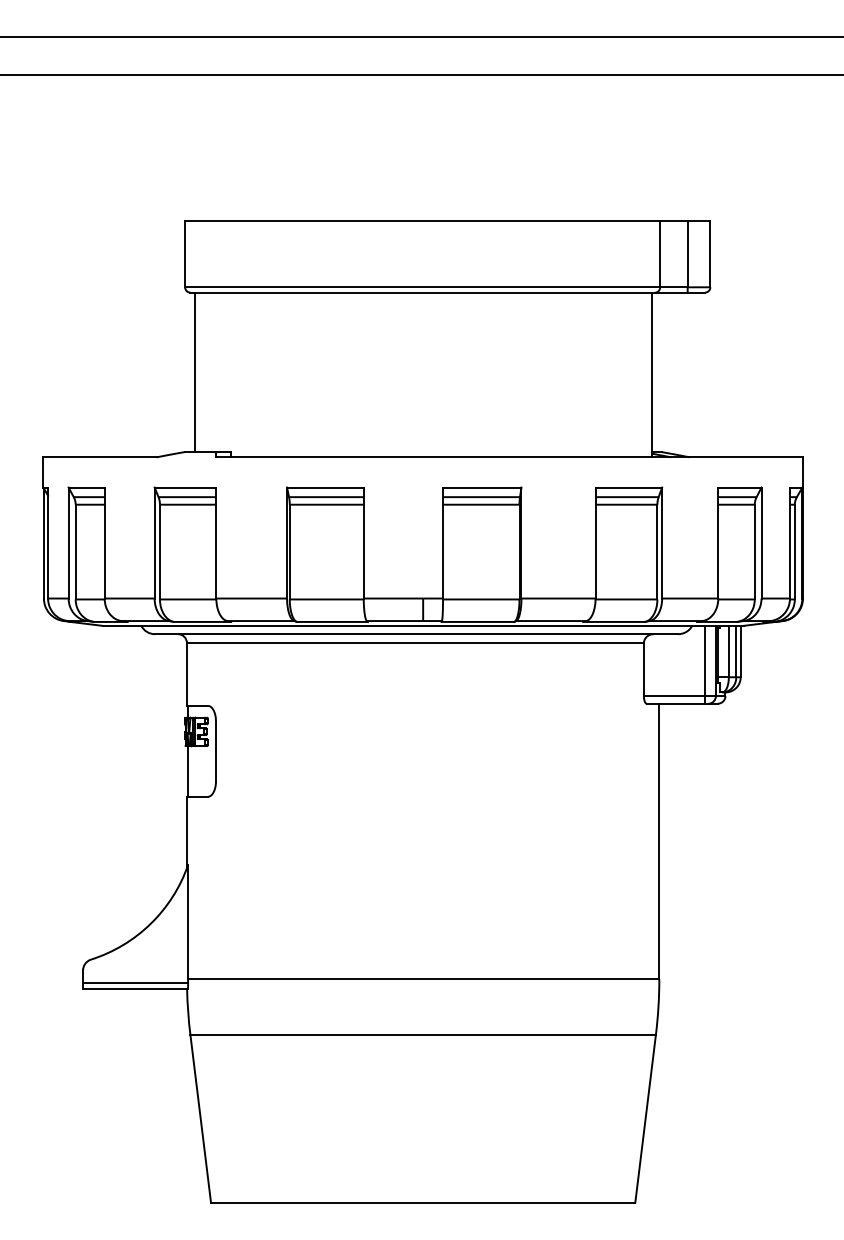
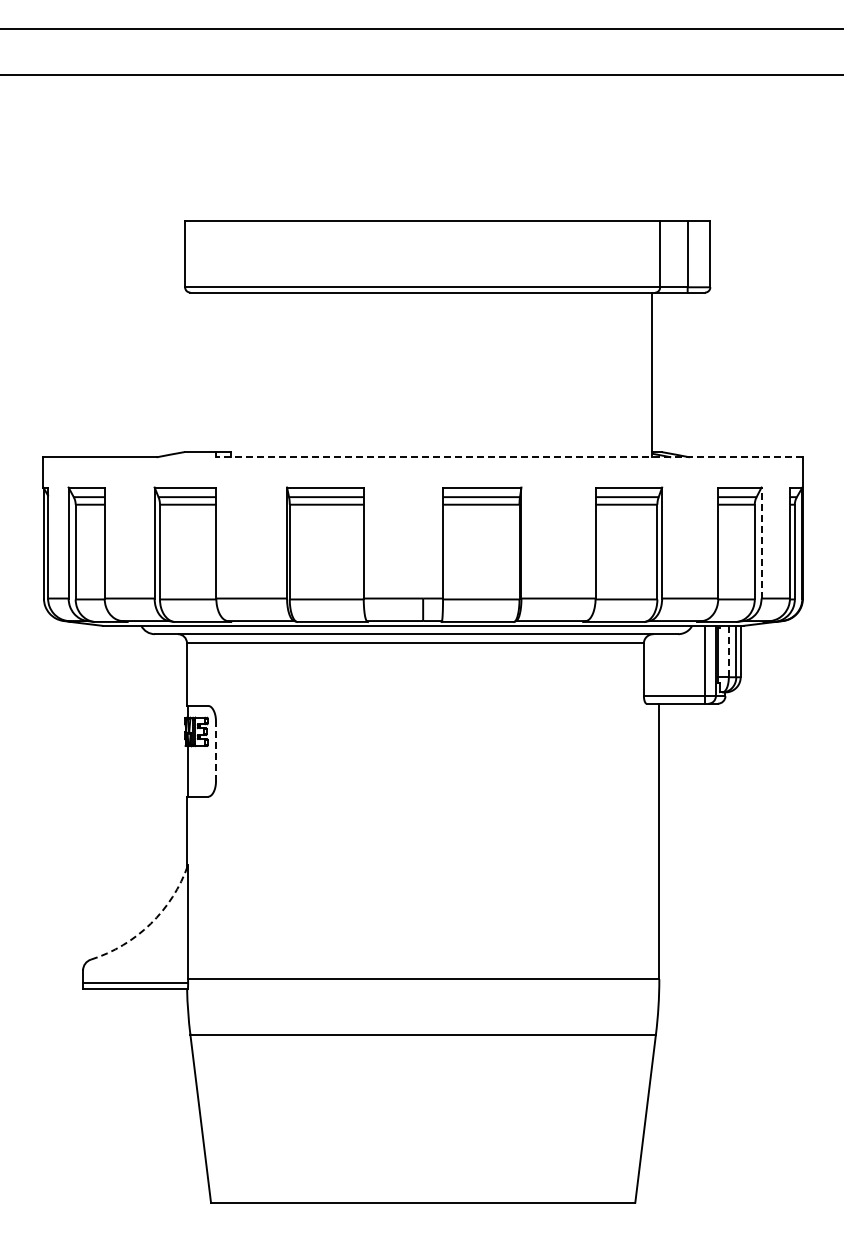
line position: (421, 37) -> (421, 29) (421, 29)
line: present -> none (194, 372)
line: solid -> dashed (509, 457)
line: solid -> dashed (761, 542)
line: solid -> dashed (728, 651)
line: solid -> dashed (215, 750)
arc: solid -> dashed (150, 923)
